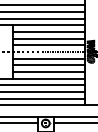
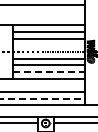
line: present -> none (43, 11)
line: present -> none (43, 18)
line: present -> none (49, 45)
line: solid -> dashed (49, 72)
line: present -> none (43, 85)
line: solid -> dashed (43, 98)
